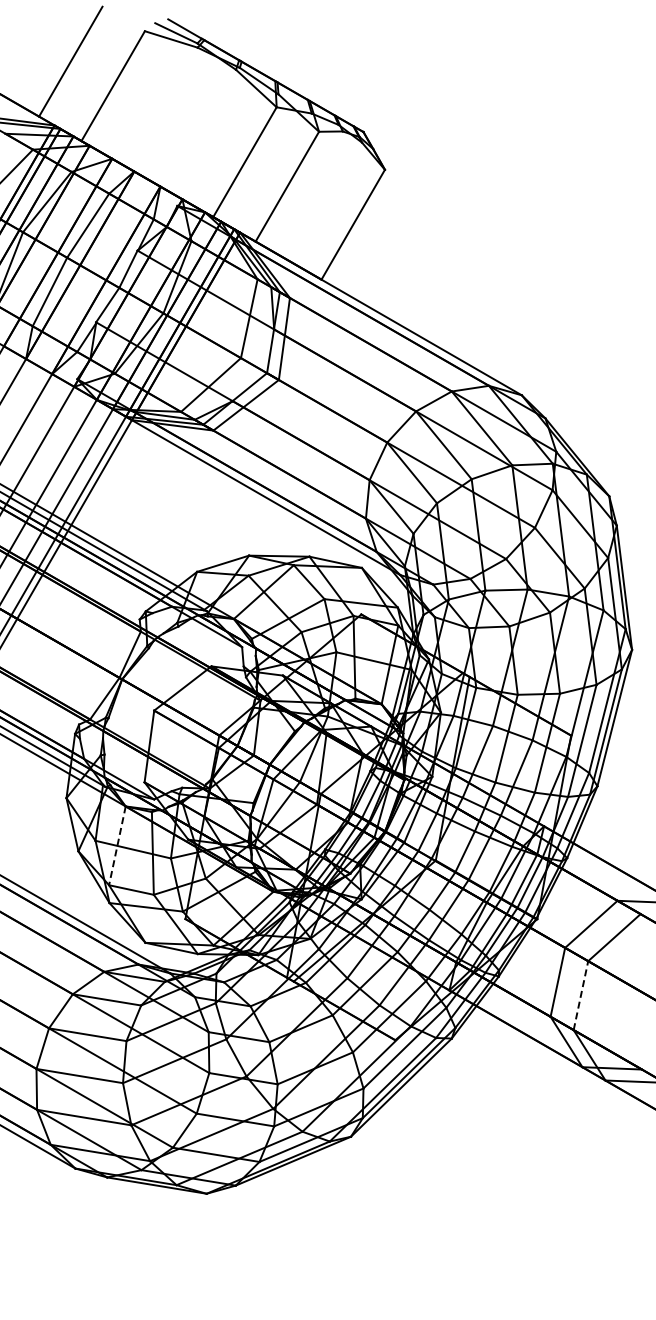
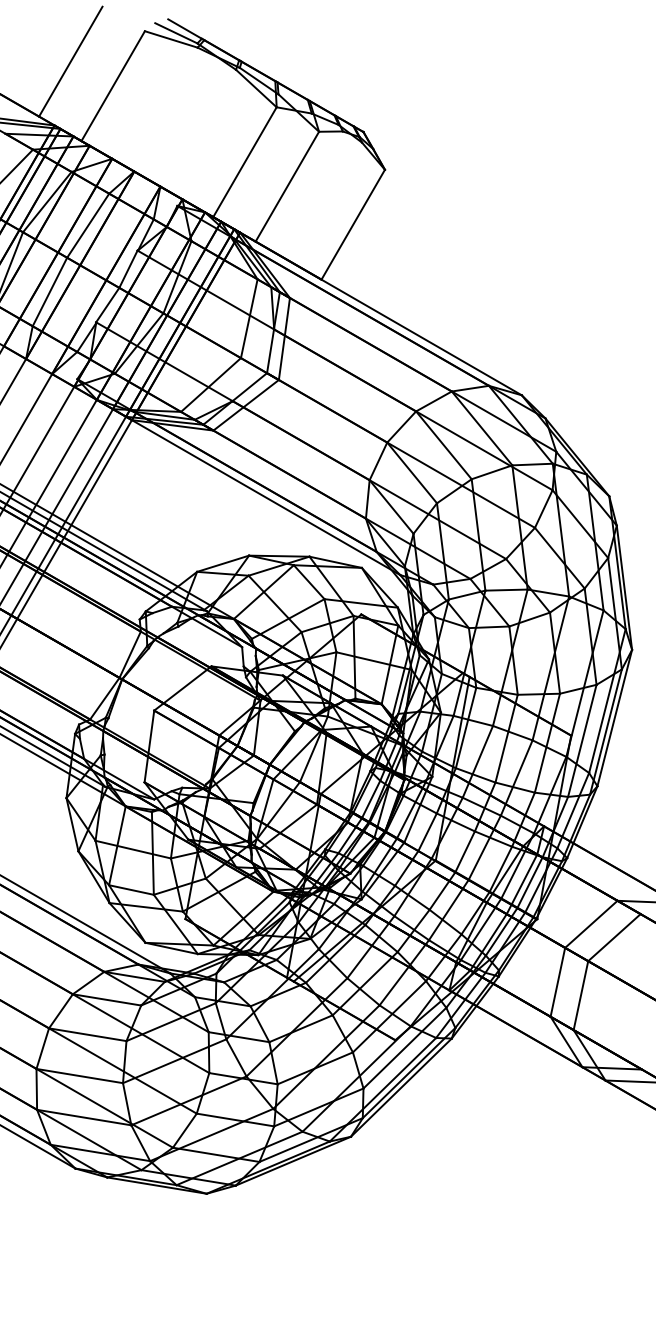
line: dashed -> solid (117, 846)
line: dashed -> solid (581, 995)
